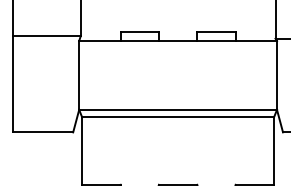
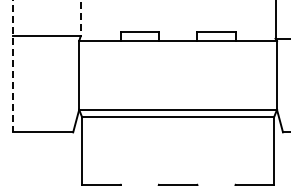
line: solid -> dashed (80, 18)
line: solid -> dashed (13, 66)
